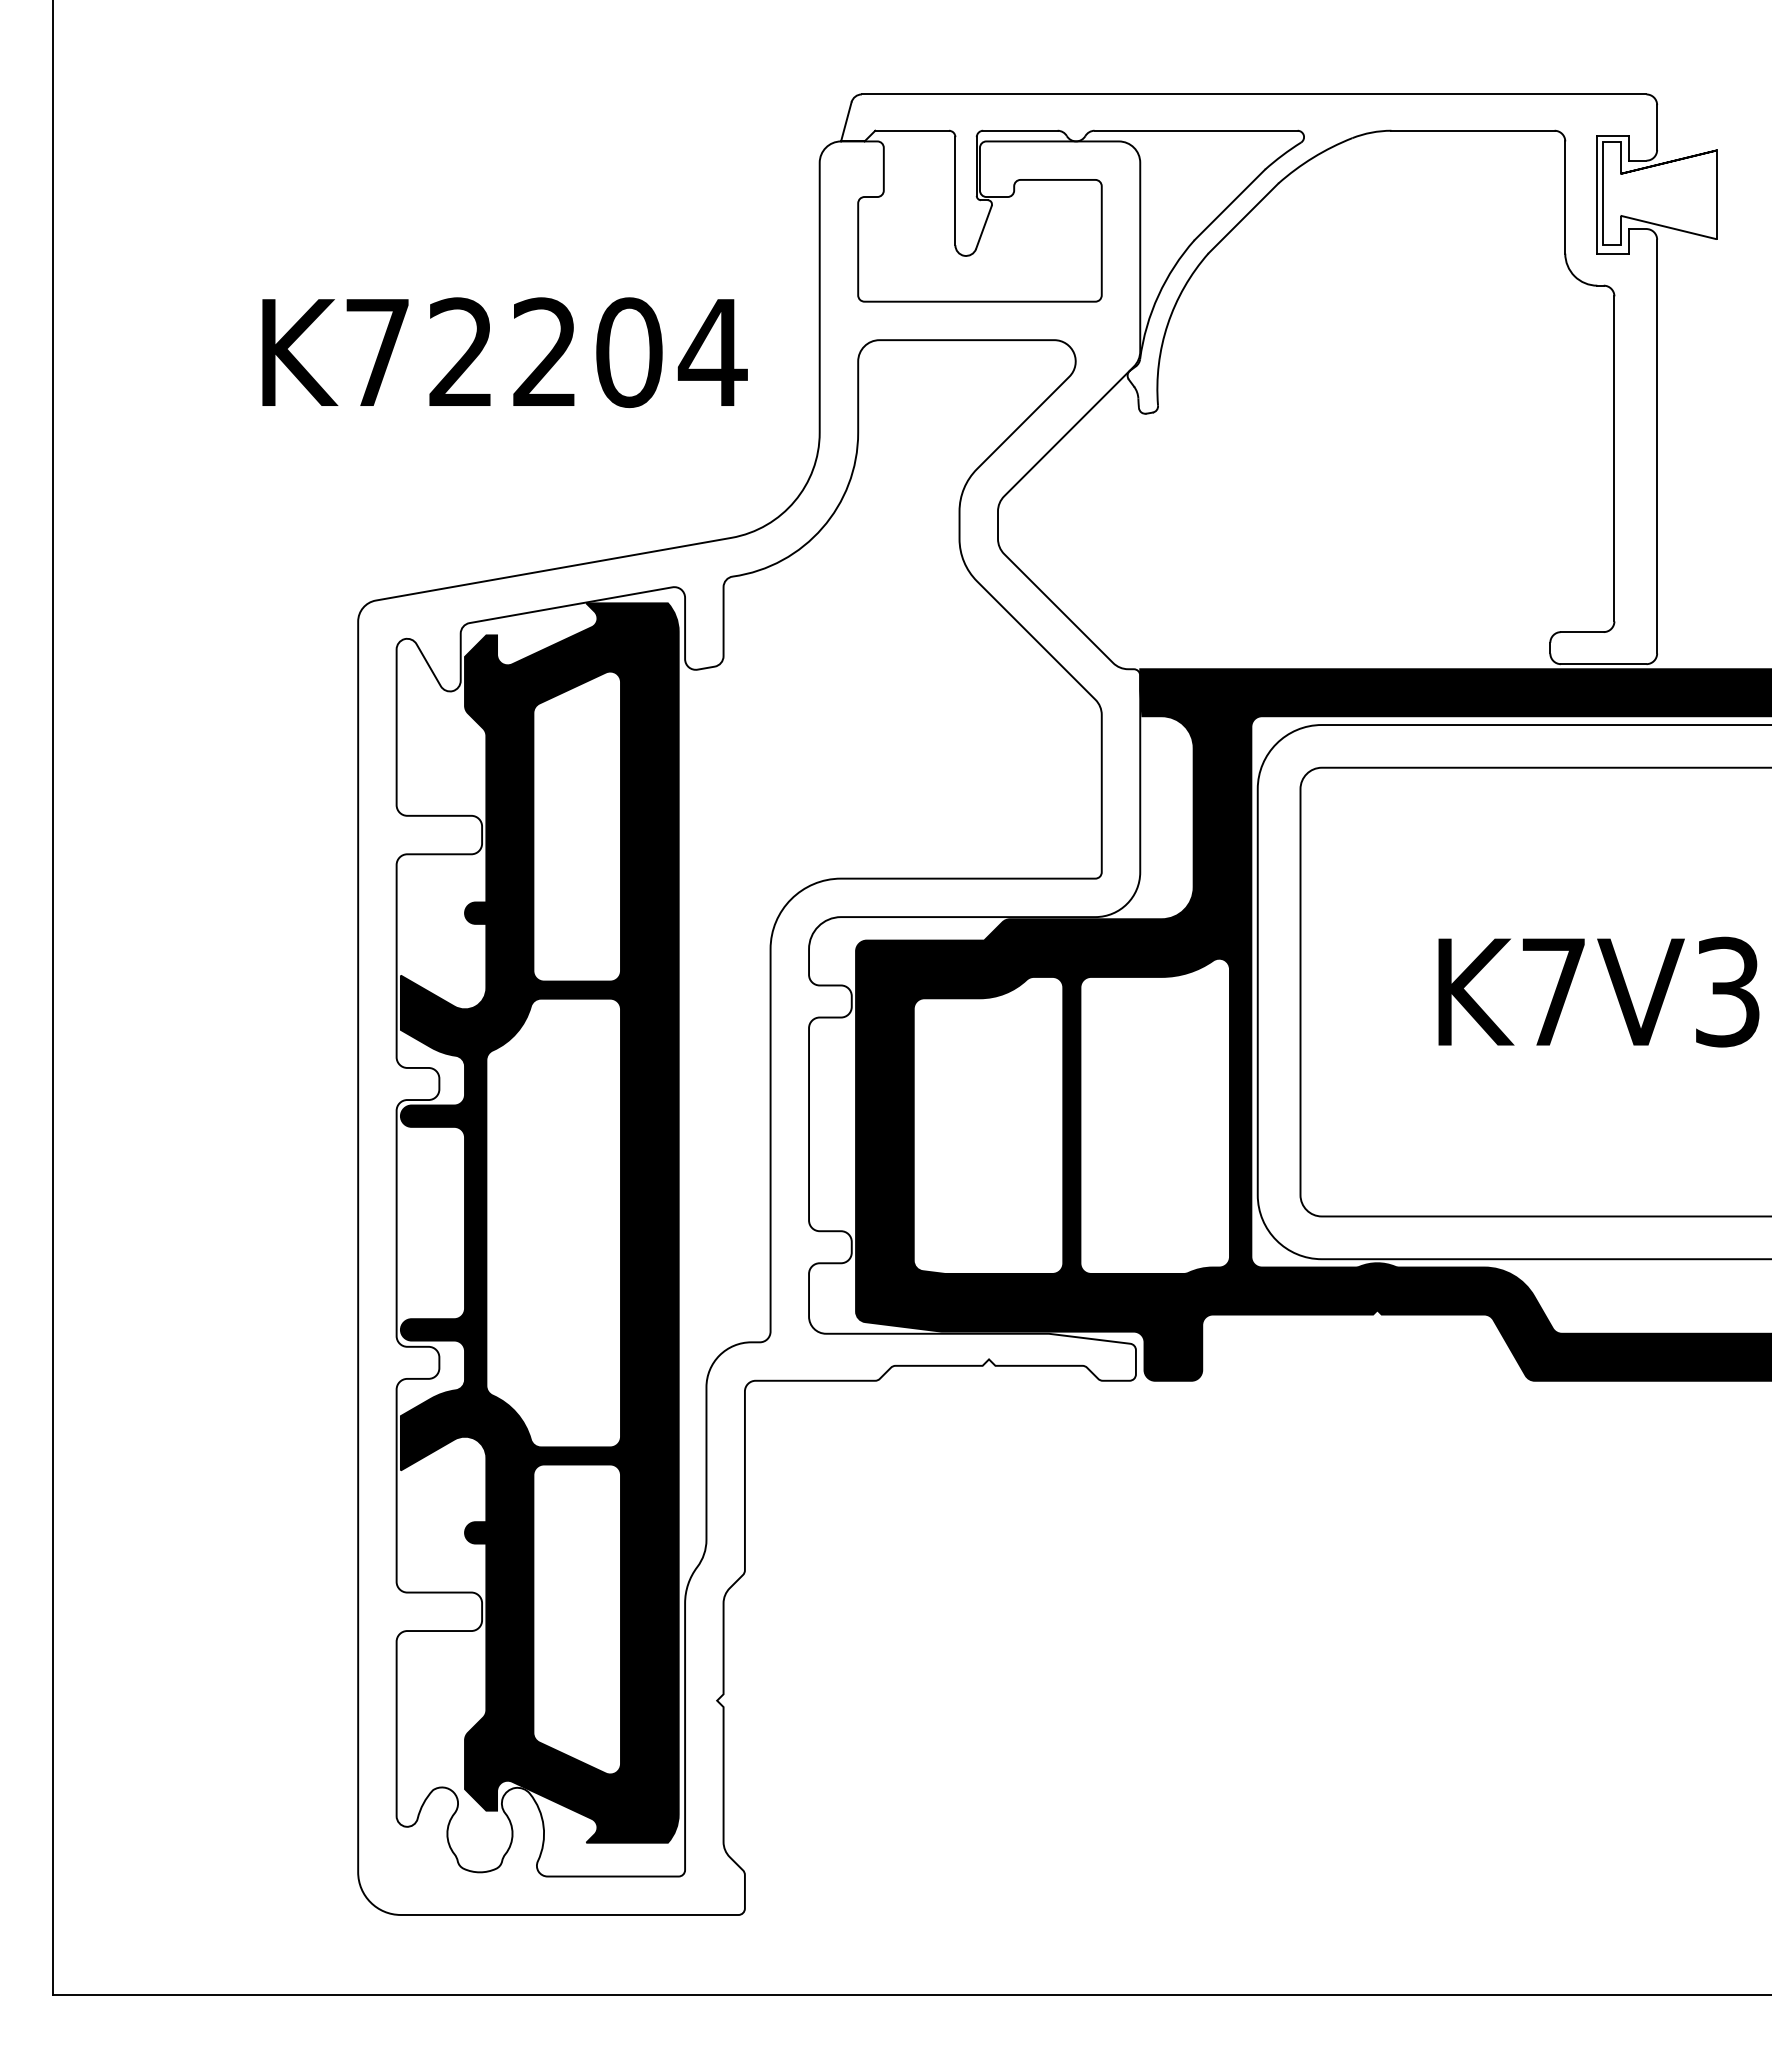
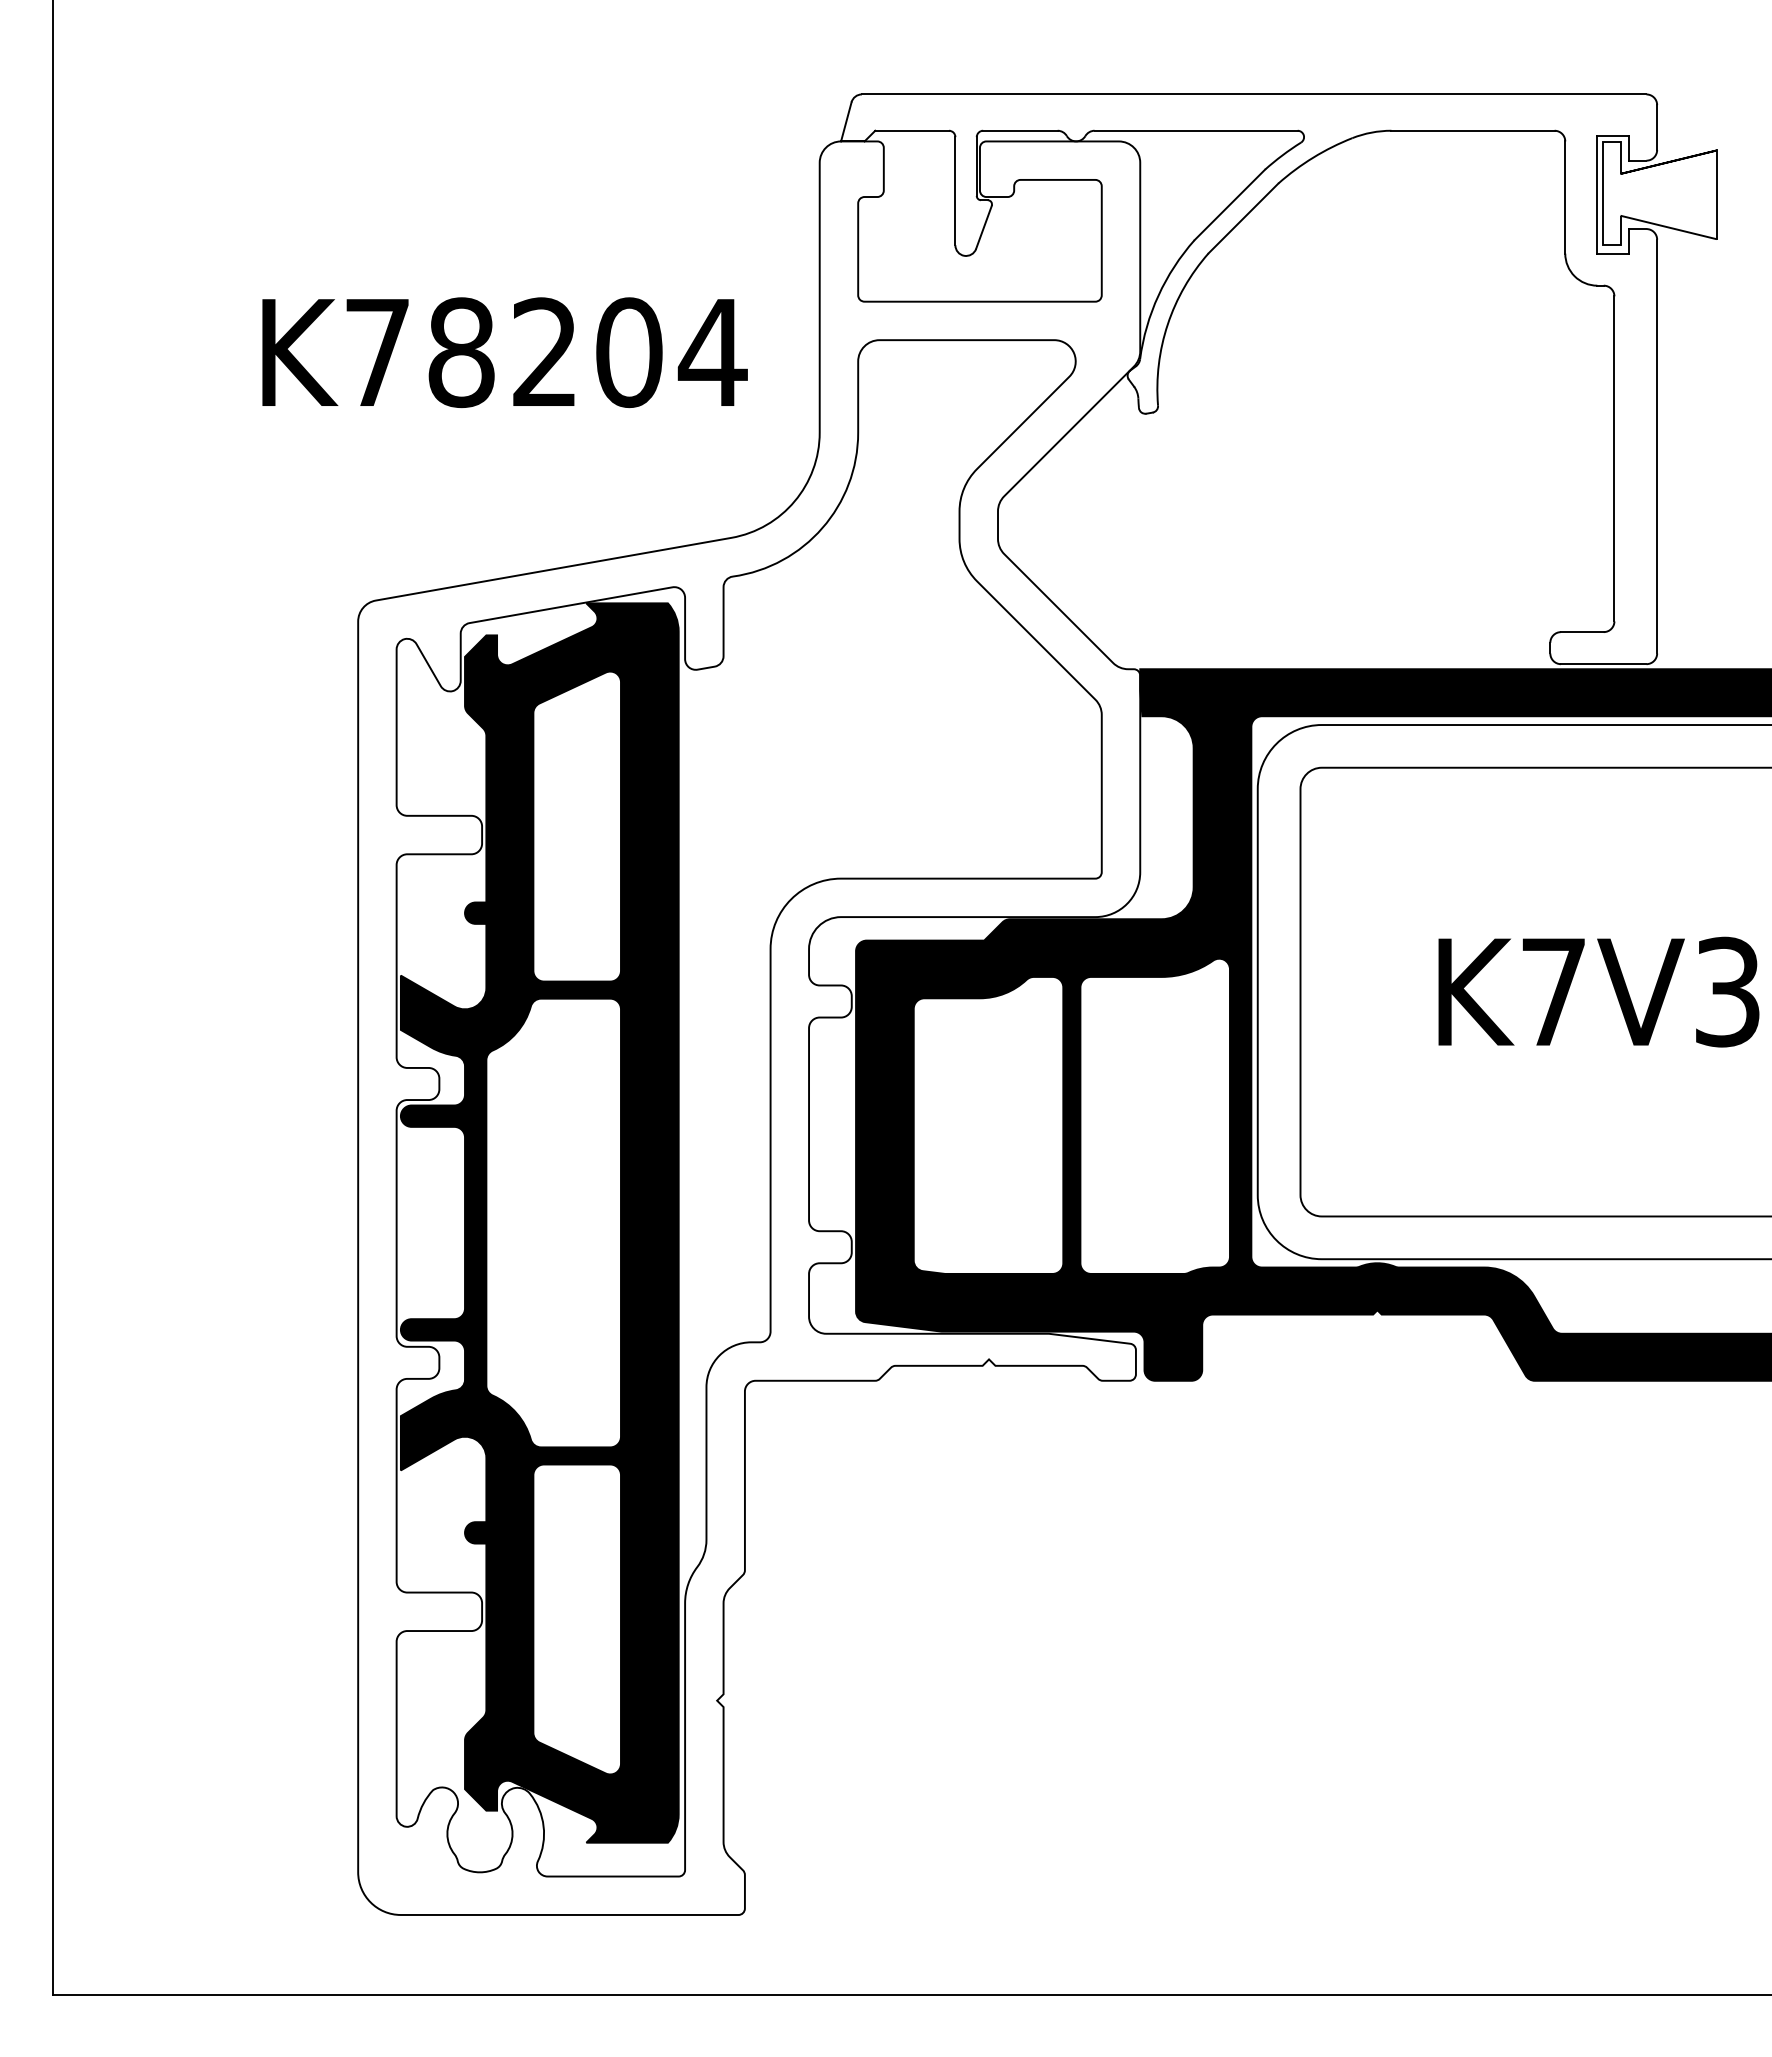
text: K72204 -> K78204 (461, 352)
